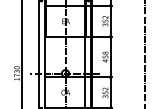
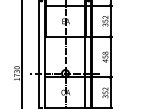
line: present -> none (144, 53)
